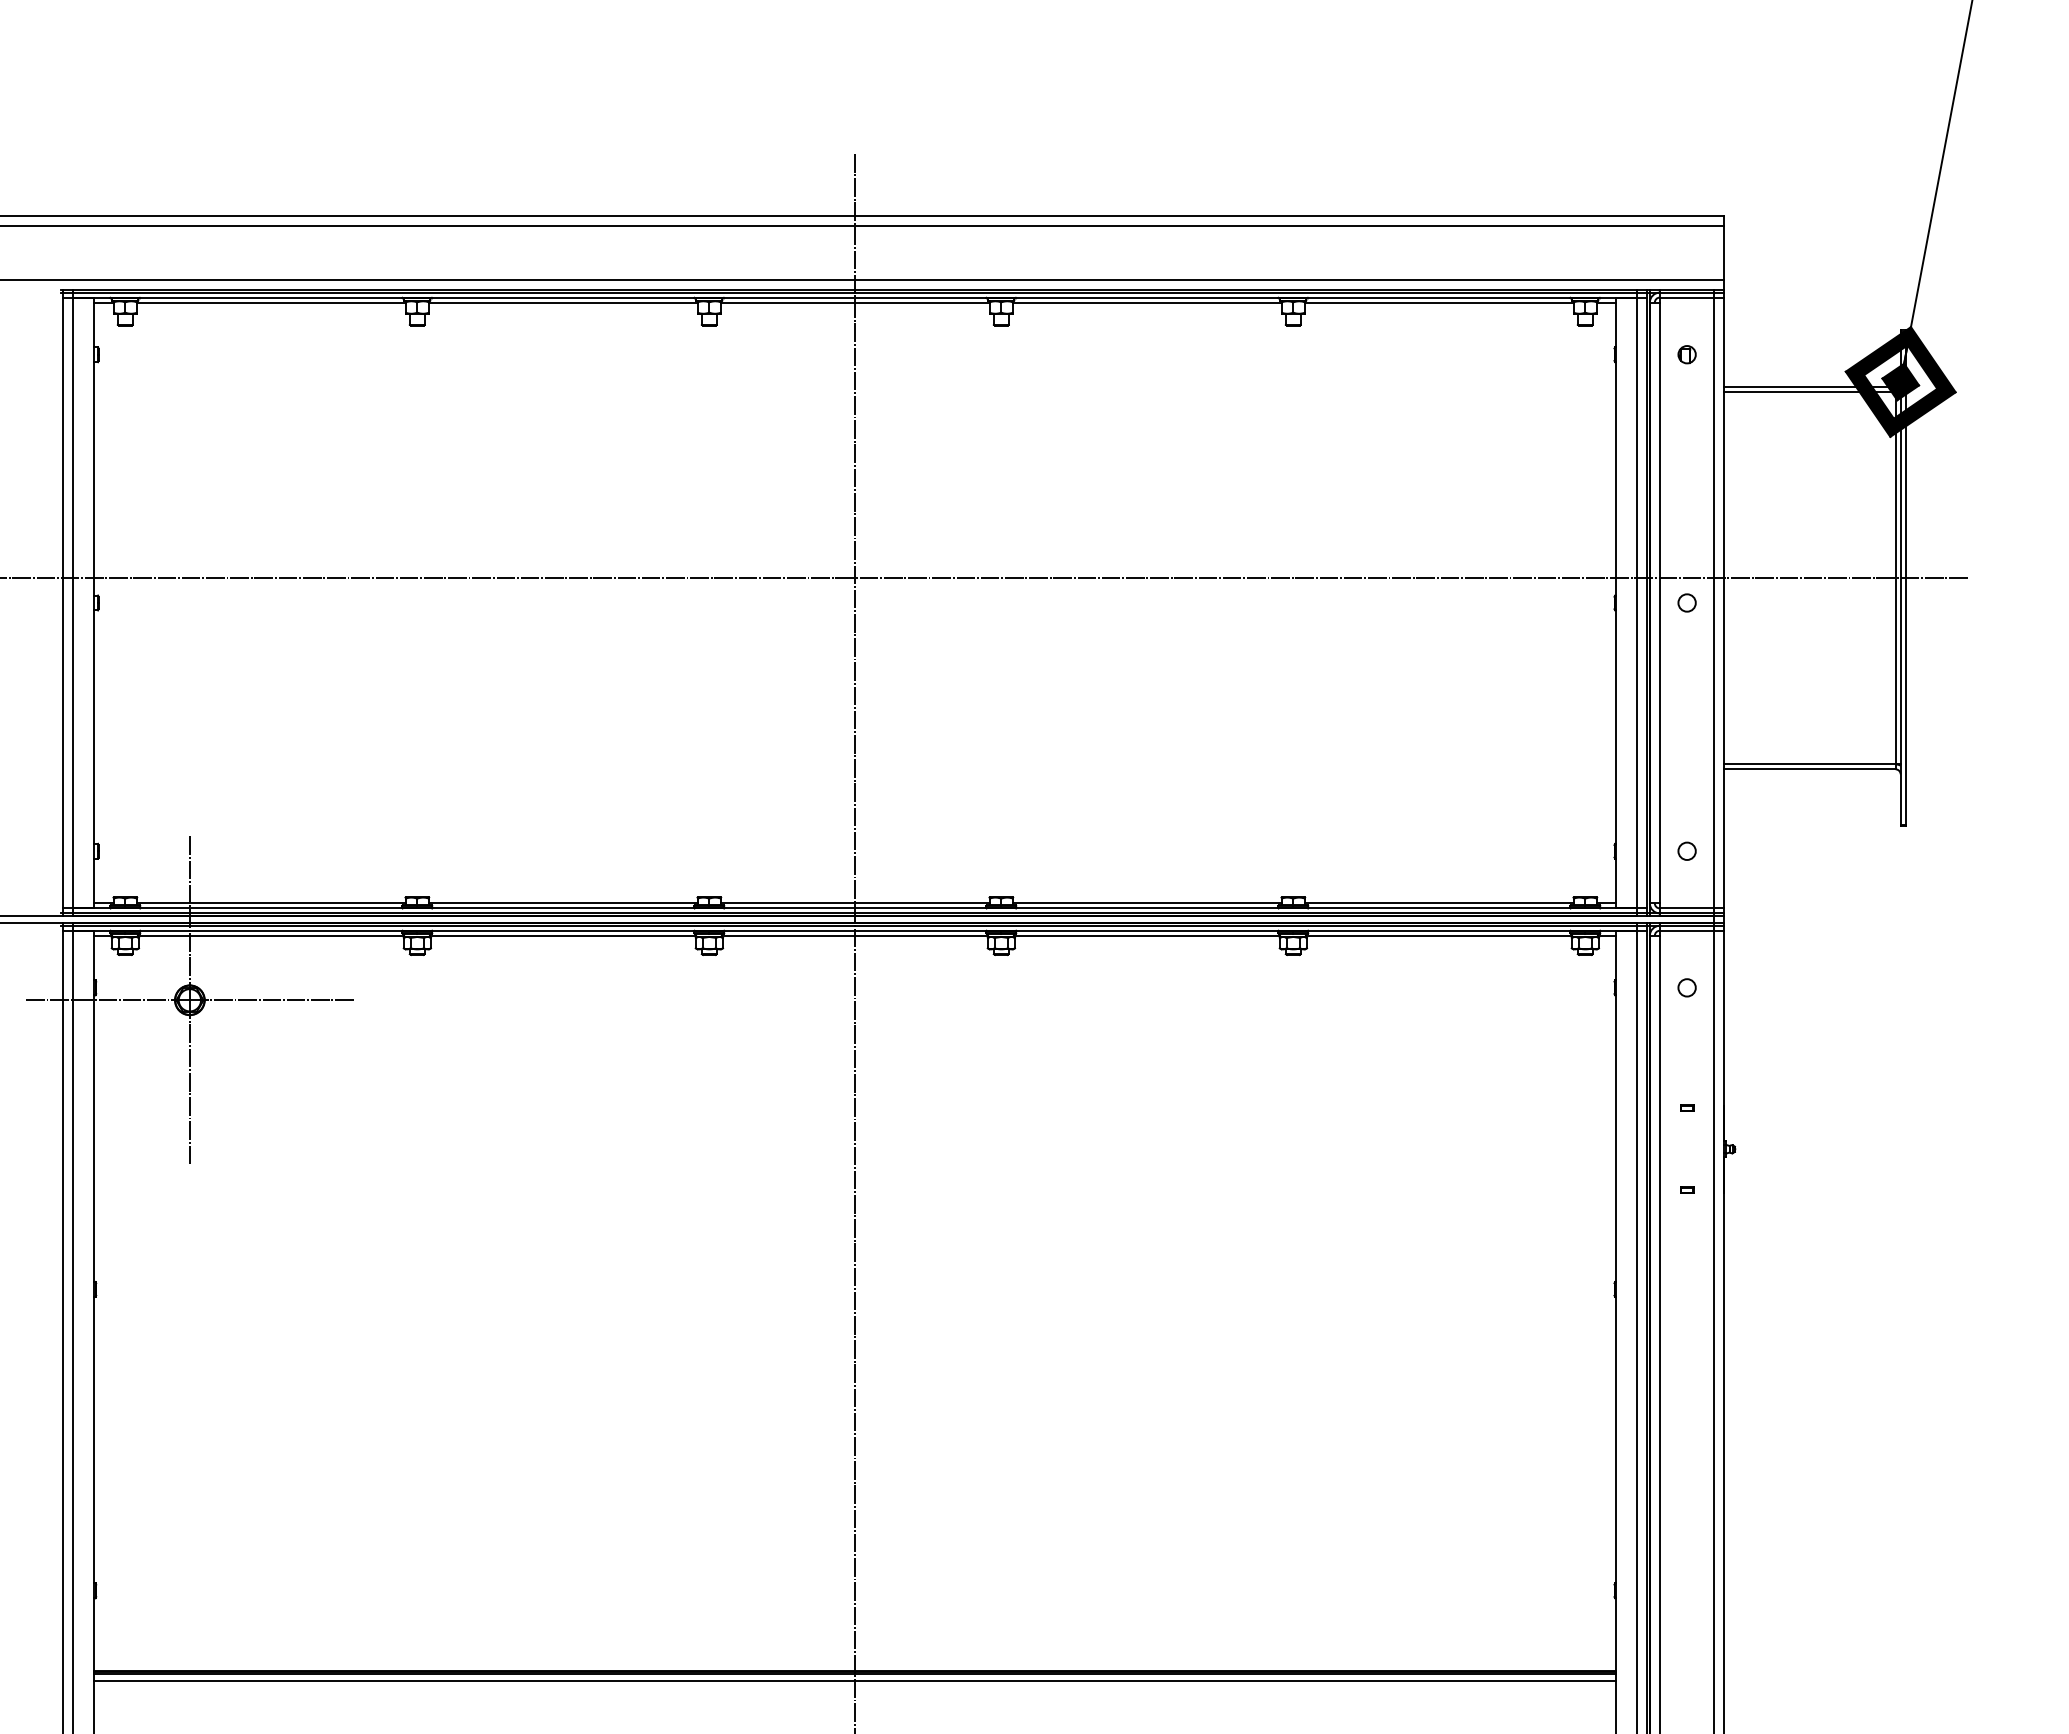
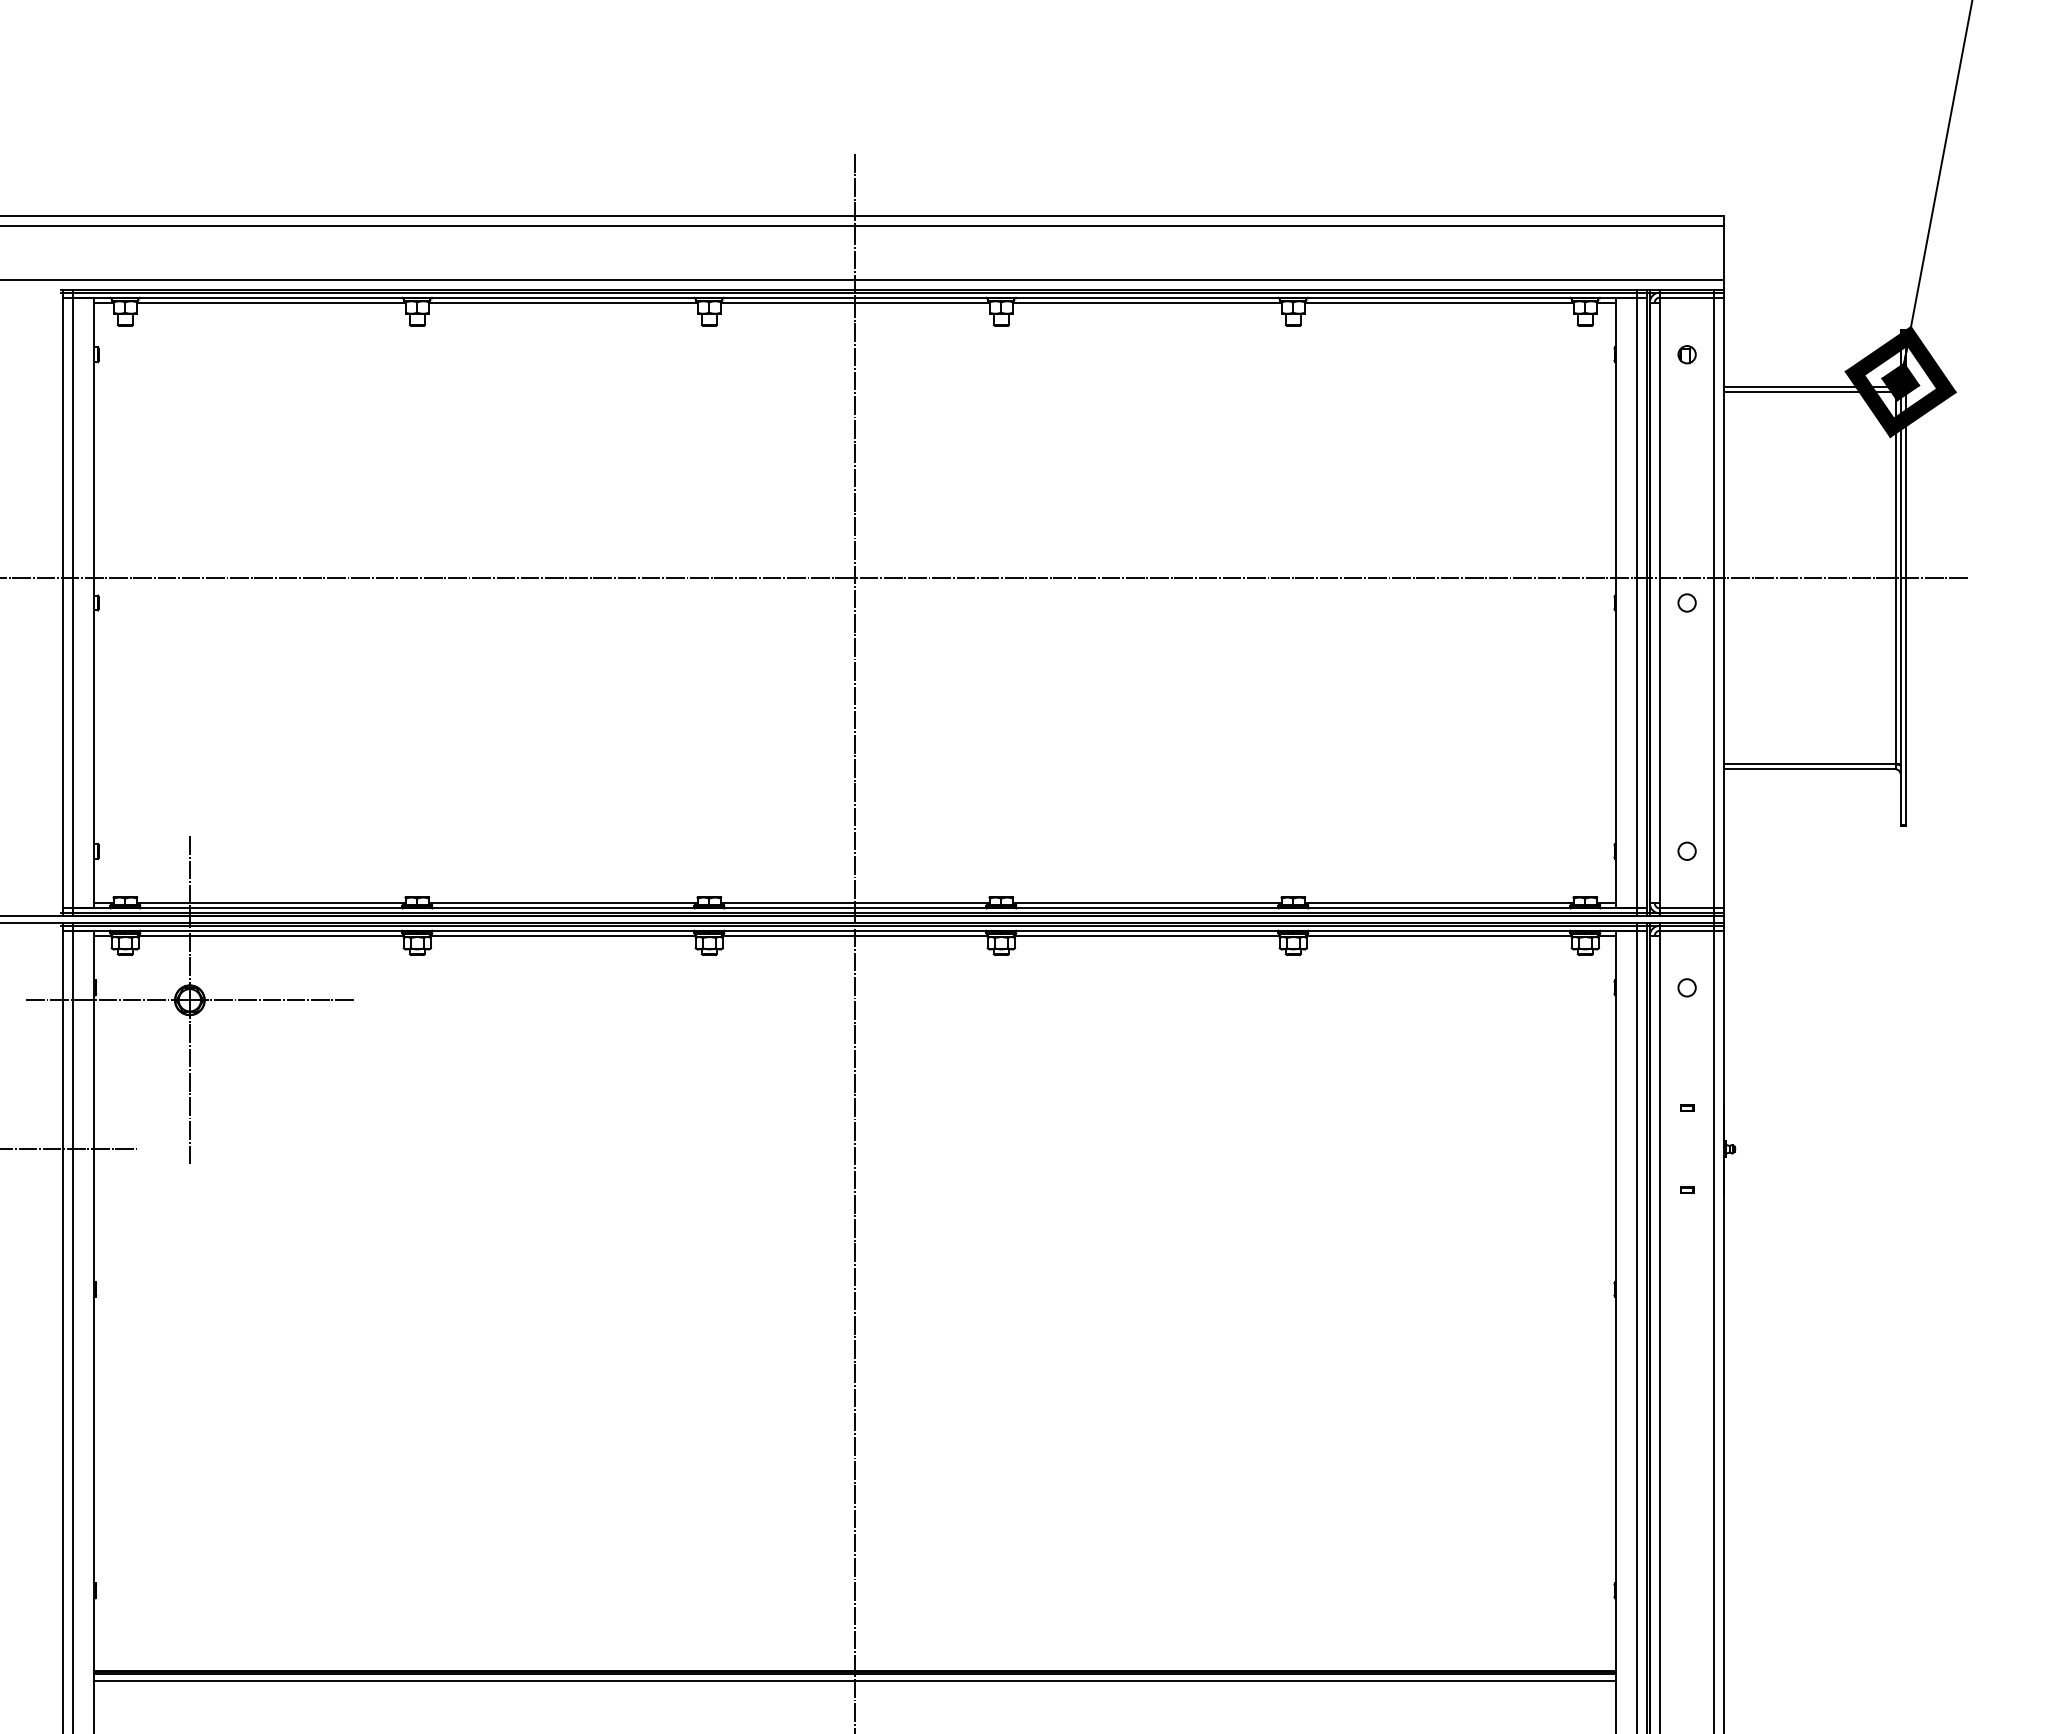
line: none -> present (69, 1149)
